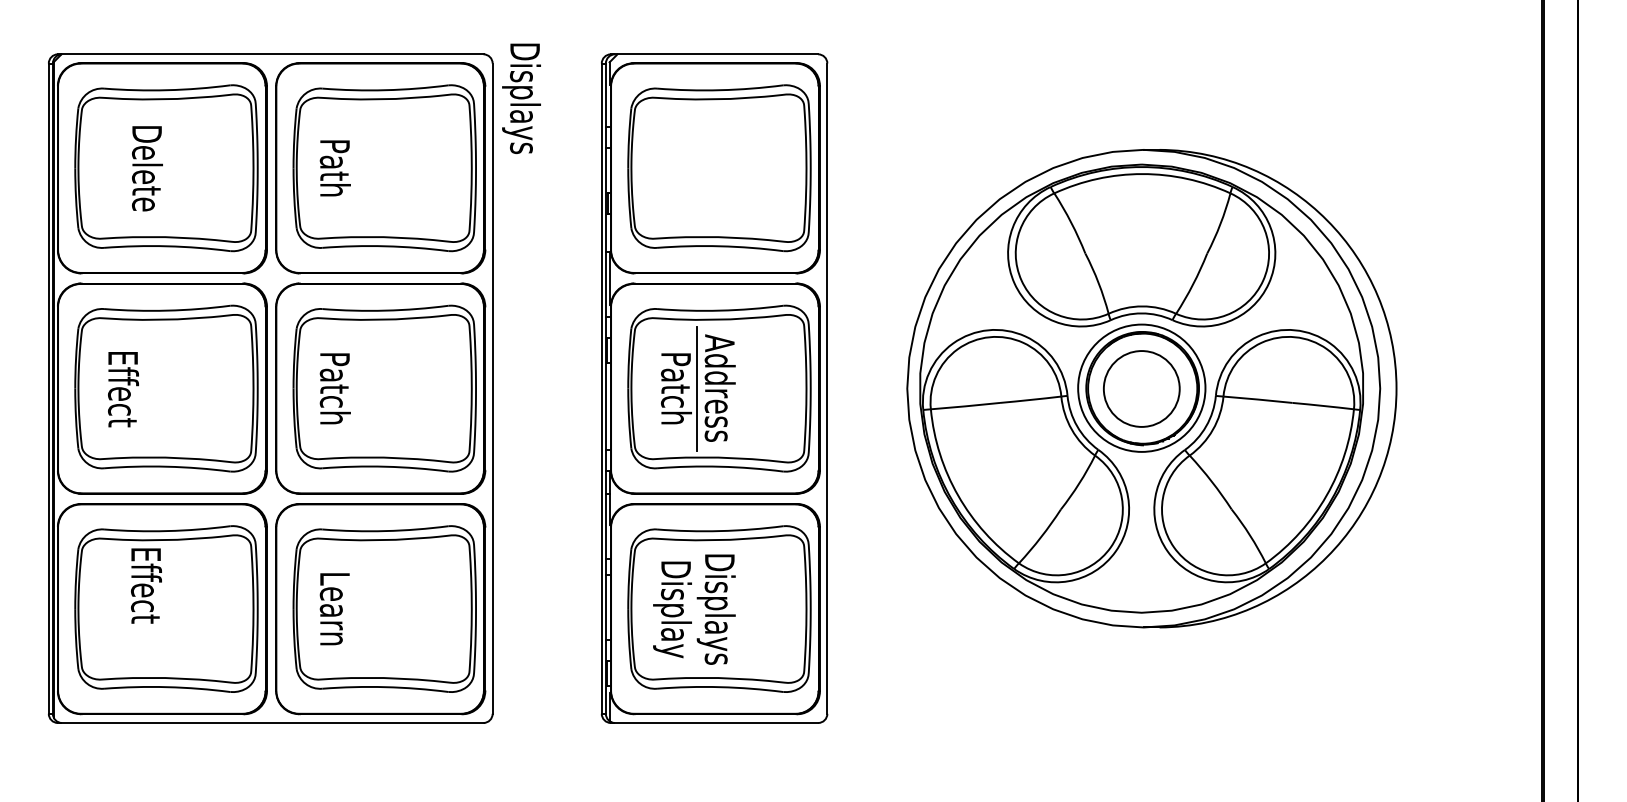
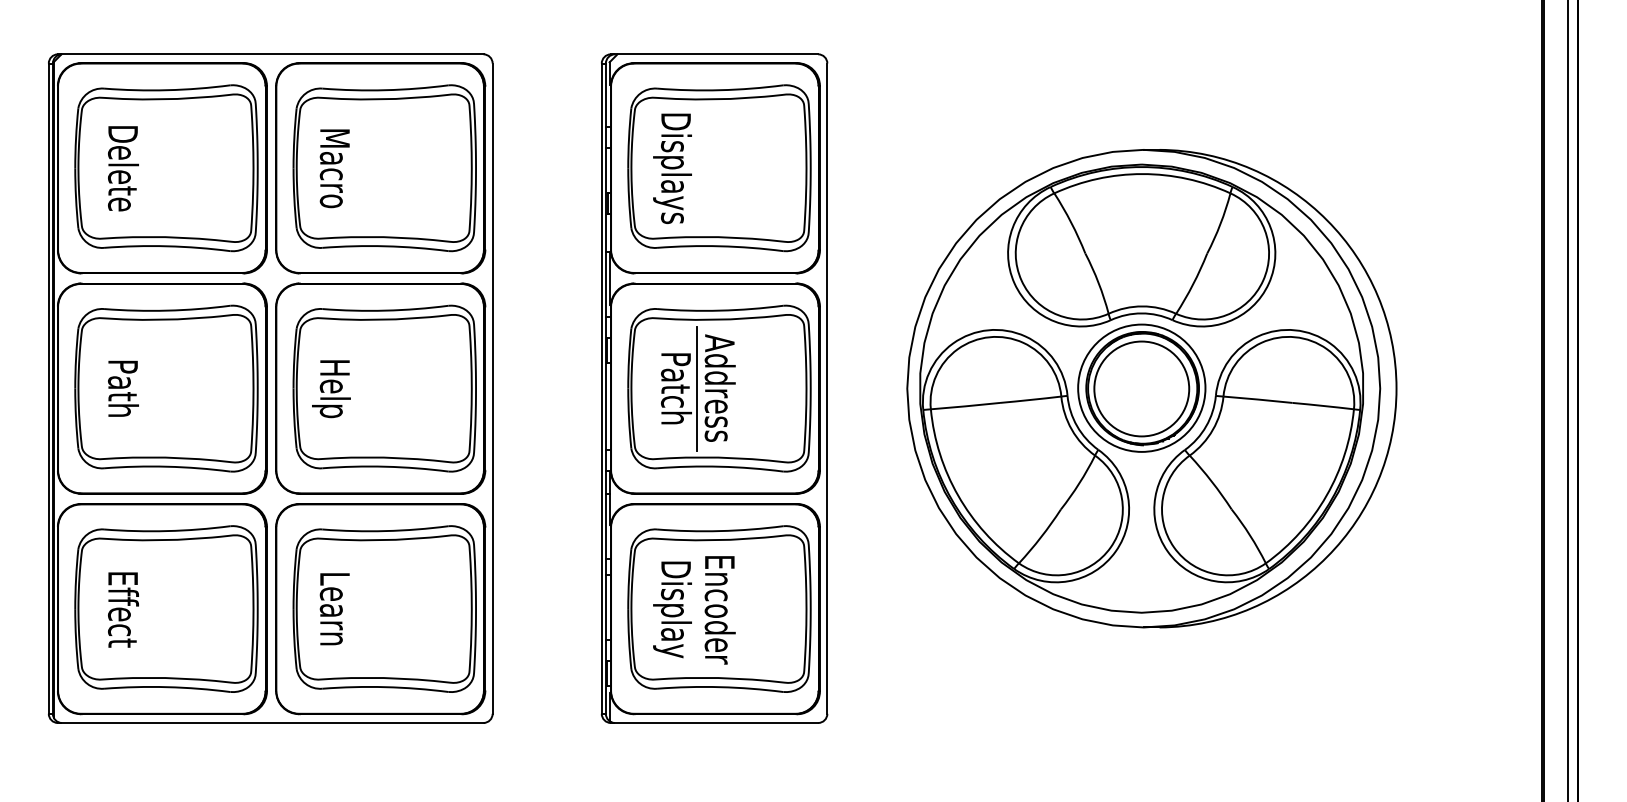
text position: (521, 98) -> (672, 168) (672, 168)
text position: (147, 168) -> (123, 168) (123, 168)
text: Path -> Macro (334, 168)
text: Patch -> Help (331, 388)
circle diameter: 76 px -> 95 px (1141, 388)
text: Effect -> Path (122, 389)
line: none -> present (1567, 400)
text position: (146, 585) -> (123, 609) (123, 609)
text: Displays -> Encoder (715, 609)
